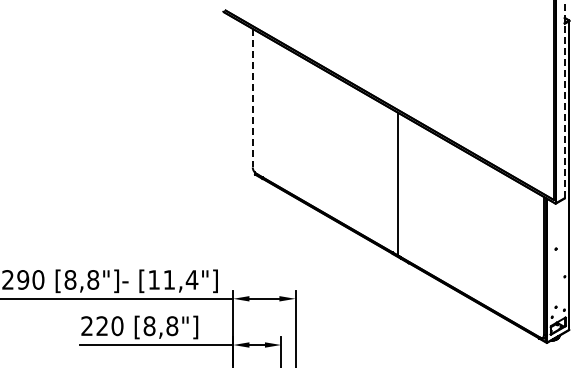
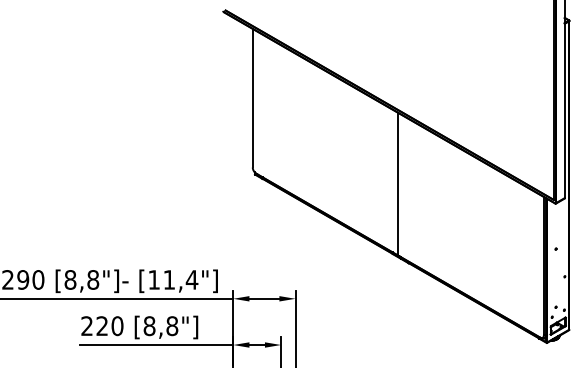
line: dashed -> solid (252, 98)
line: dashed -> solid (564, 99)
